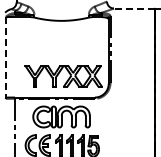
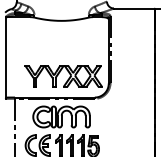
line: dashed -> solid (133, 8)
line: dashed -> solid (5, 58)
